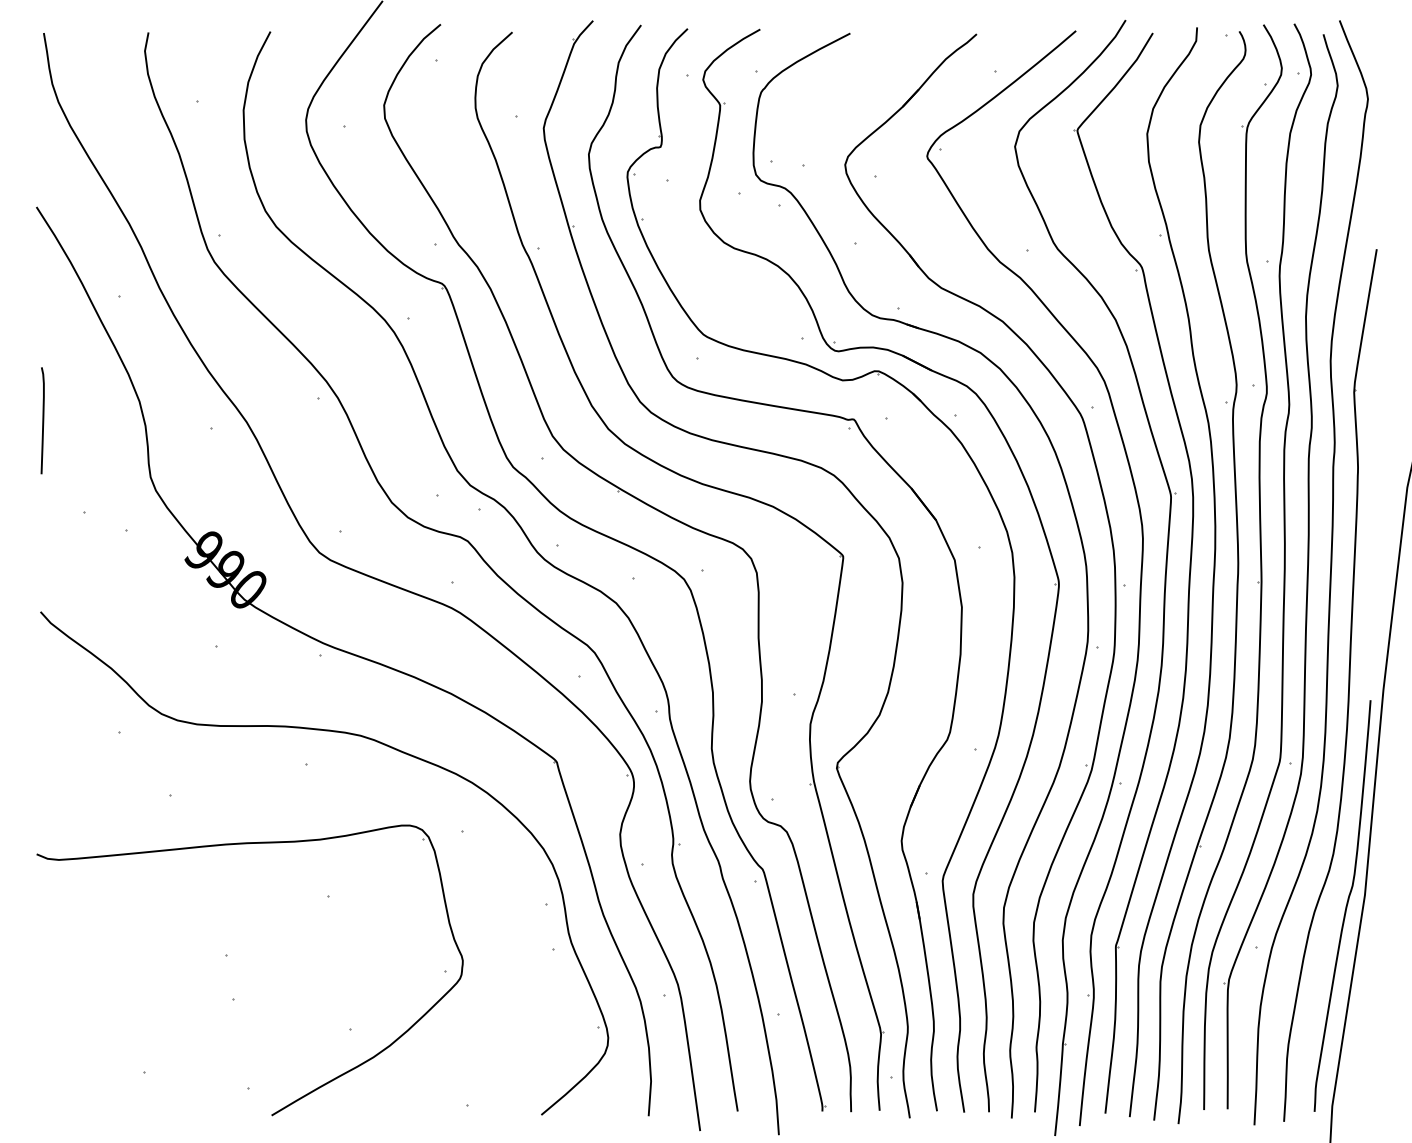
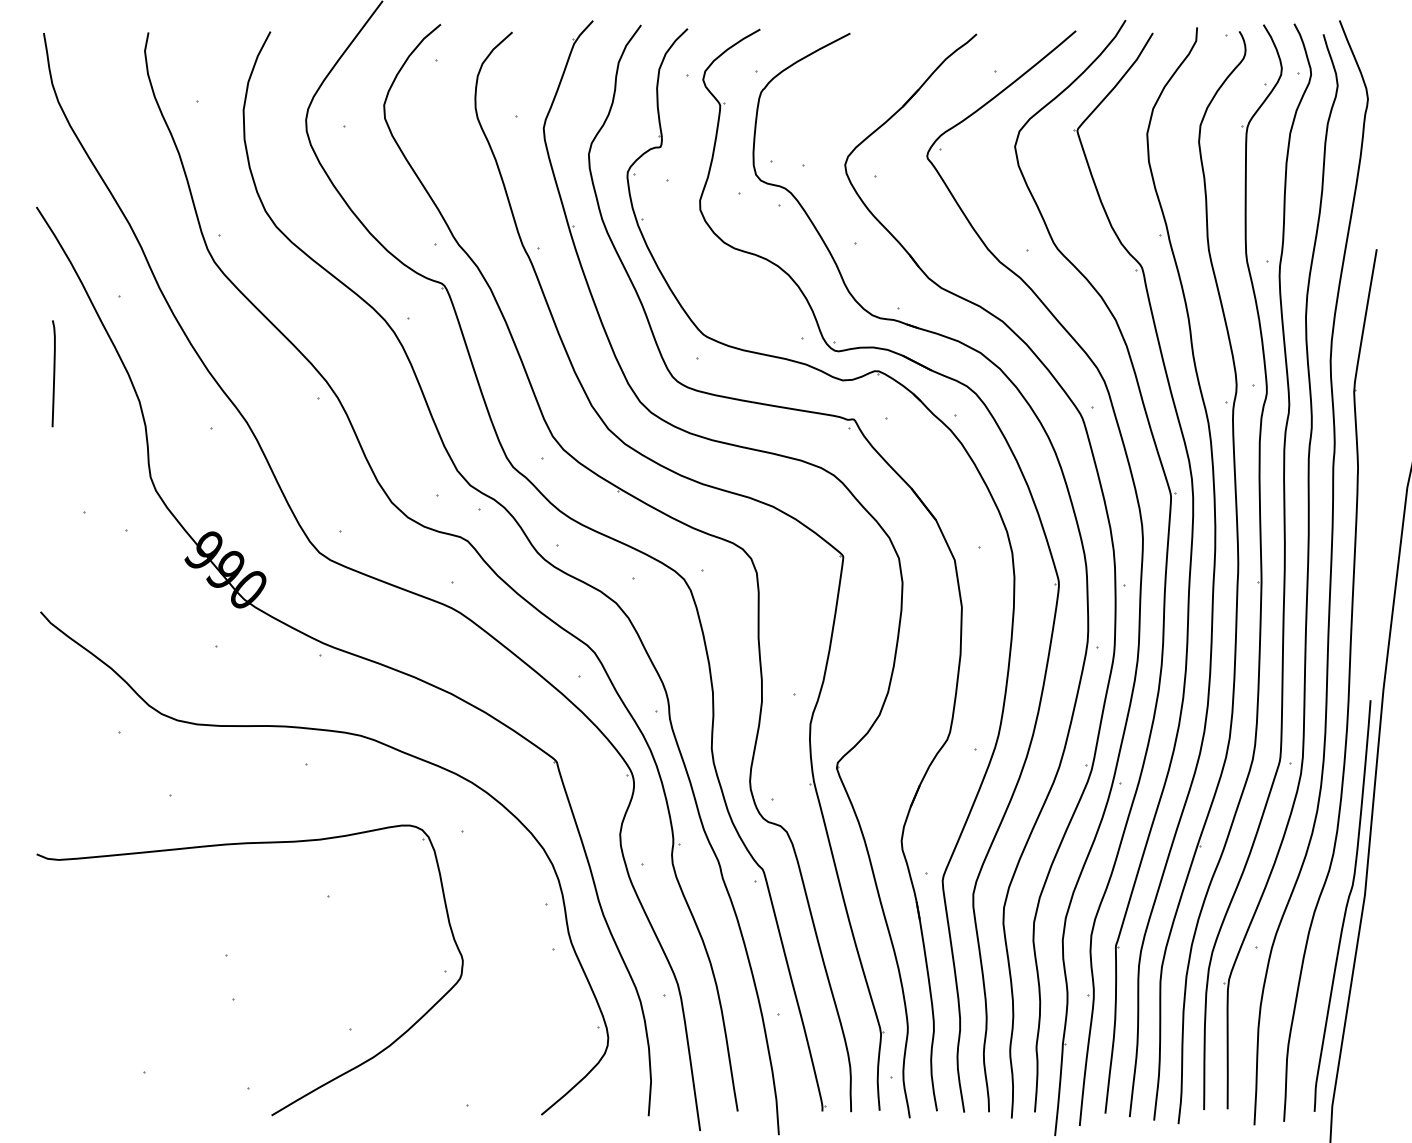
curve position: (42, 420) -> (53, 373) (53, 373)
